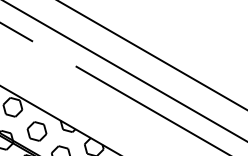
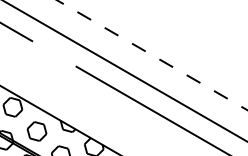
line: solid -> dashed (151, 54)
